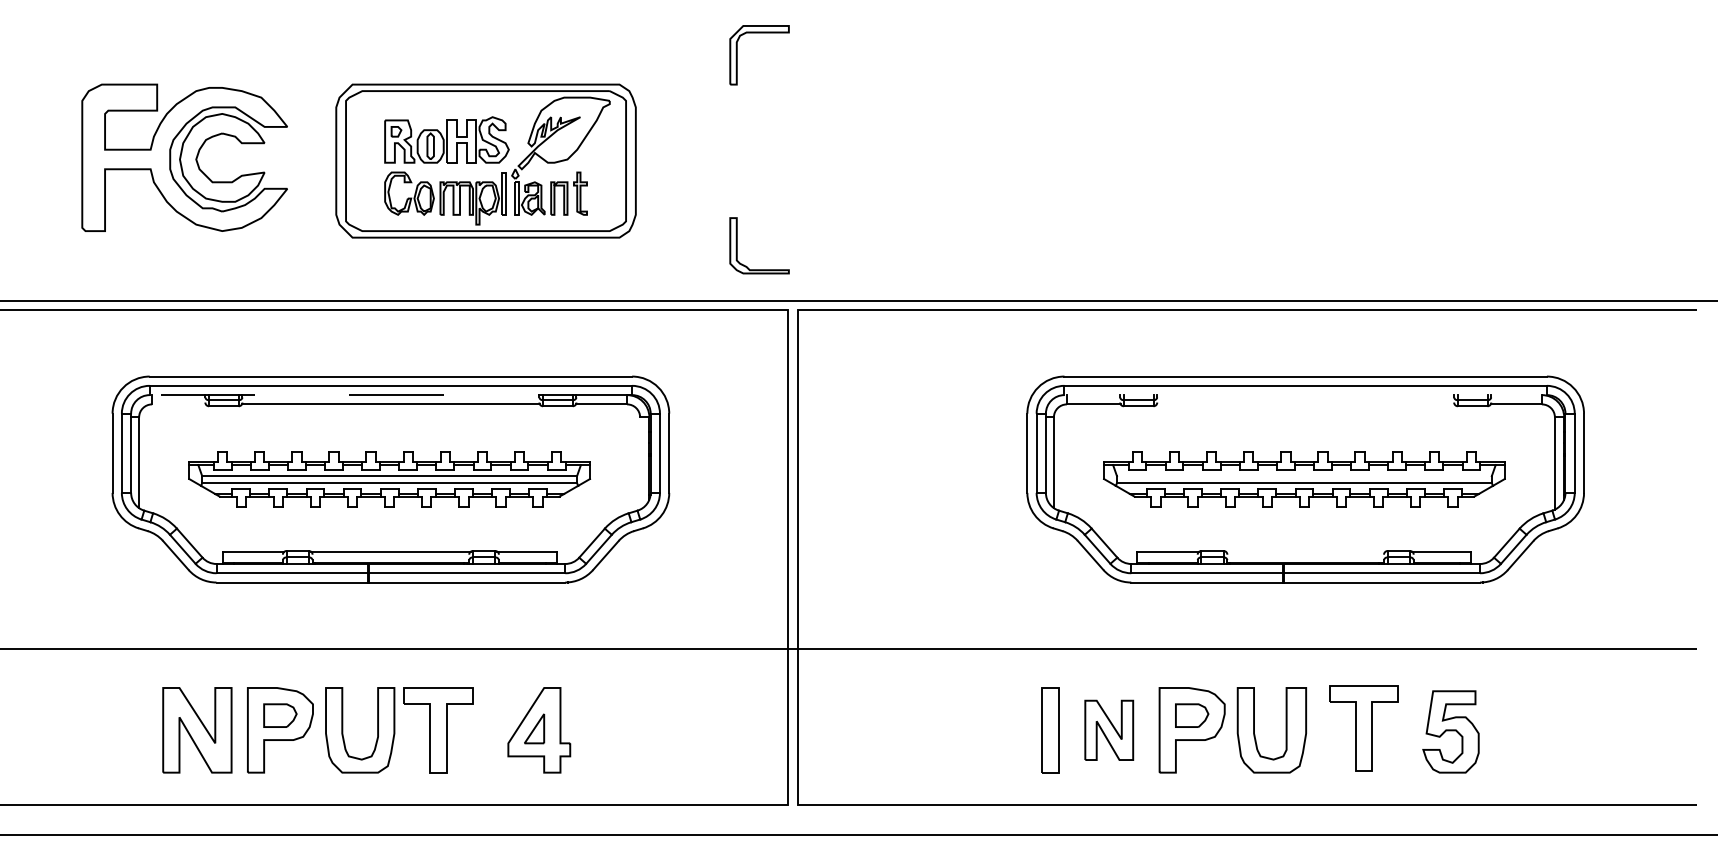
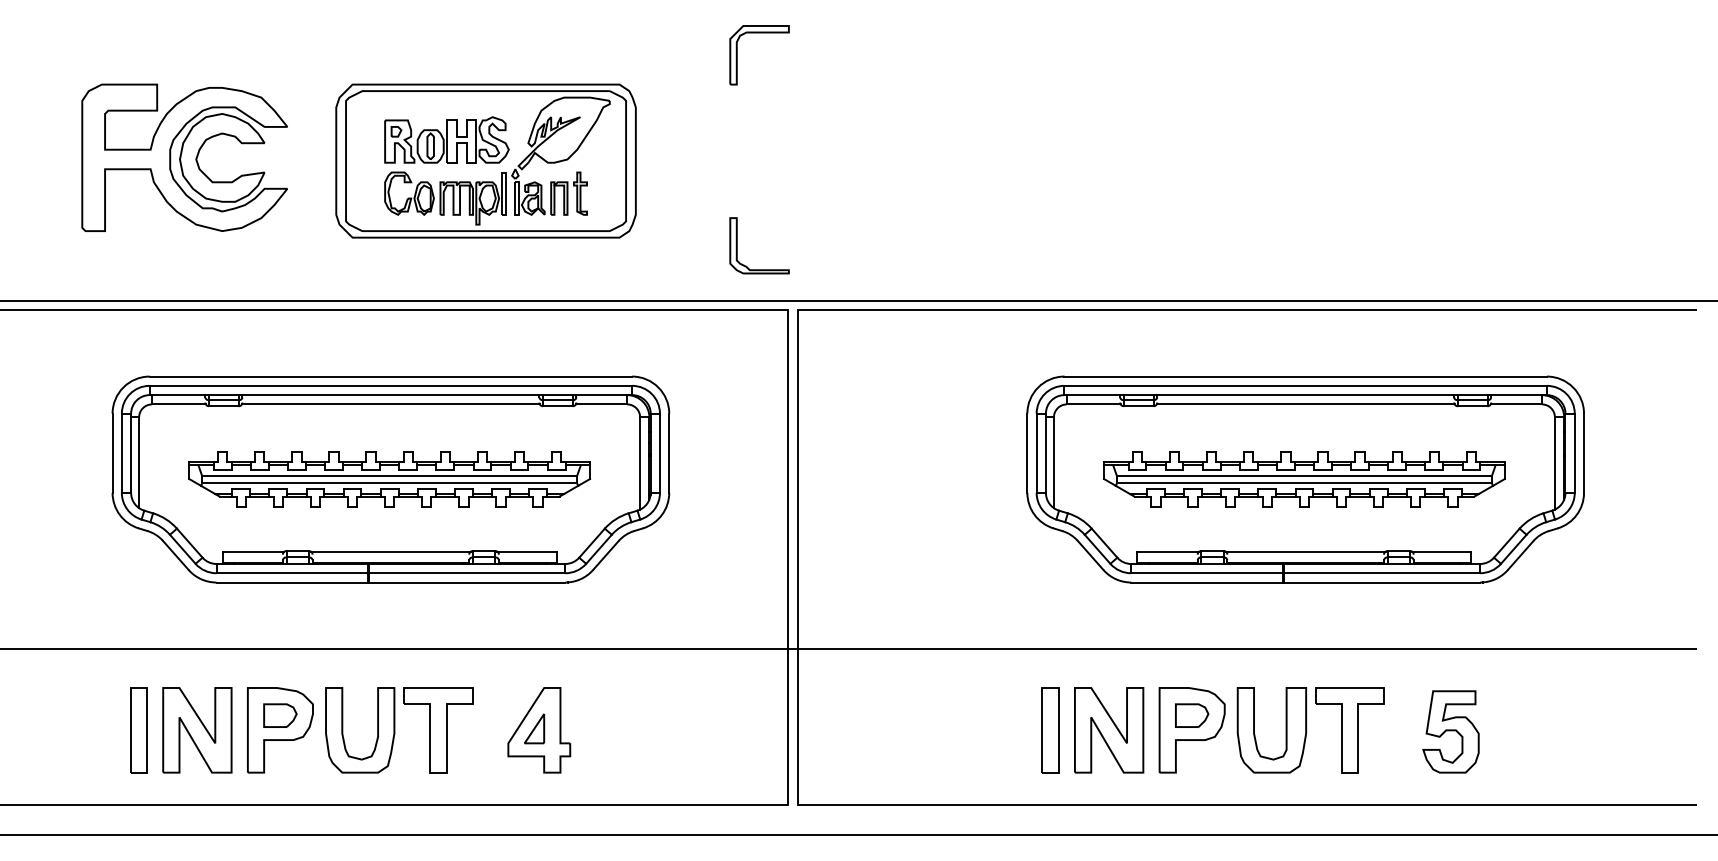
line: dashed -> solid (390, 395)
line: none -> present (1305, 395)
line: none -> present (178, 404)
line: none -> present (1305, 404)
line: none -> present (640, 463)
line: none -> present (1304, 476)
line: none -> present (1305, 551)
part position: (1363, 728) -> (1349, 730) (1349, 730)
part size: 51x62 px -> 71x87 px (1109, 730)
part: none -> present (138, 730)
